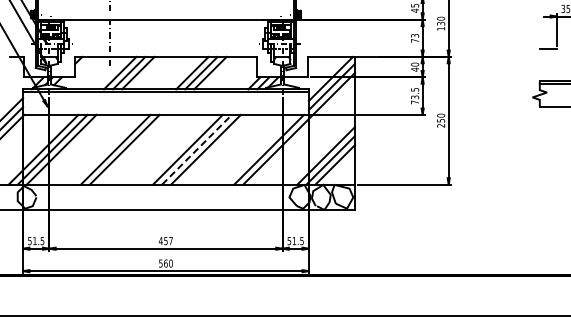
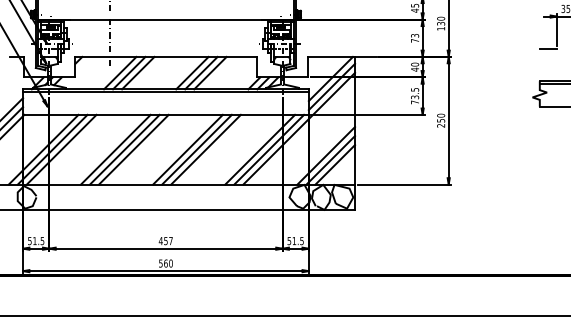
line: none -> present (133, 149)
line: dashed -> solid (197, 149)
line: none -> present (260, 149)
